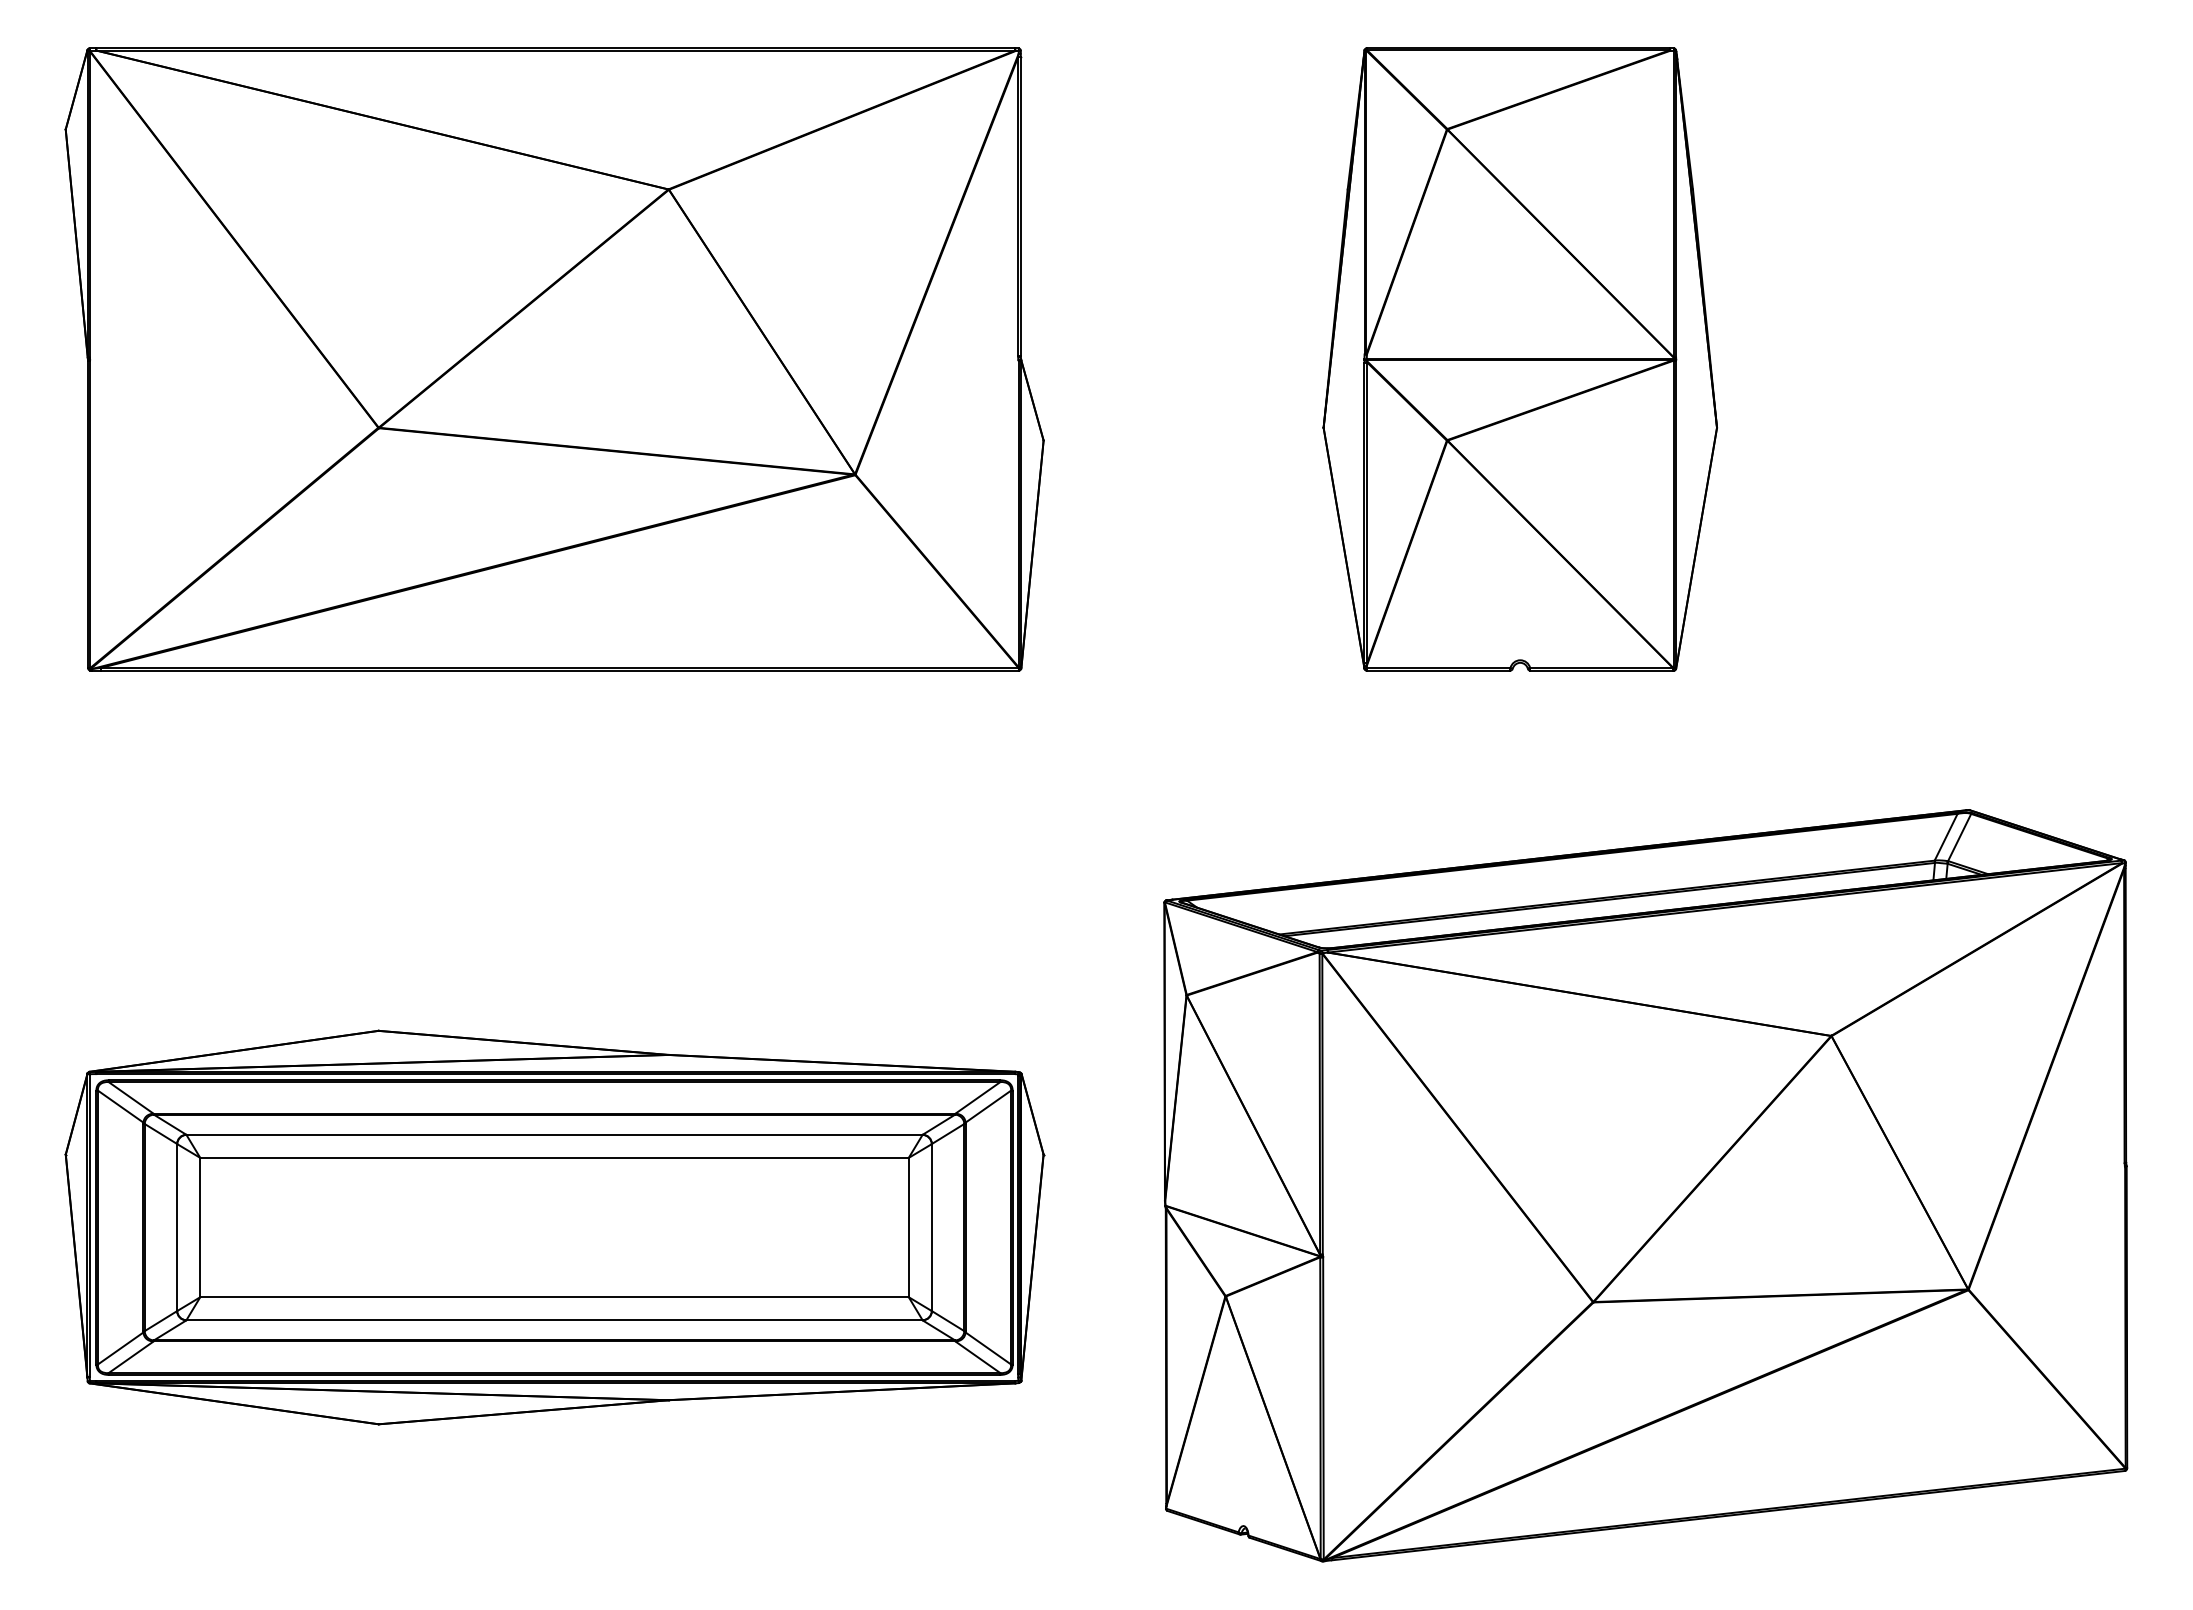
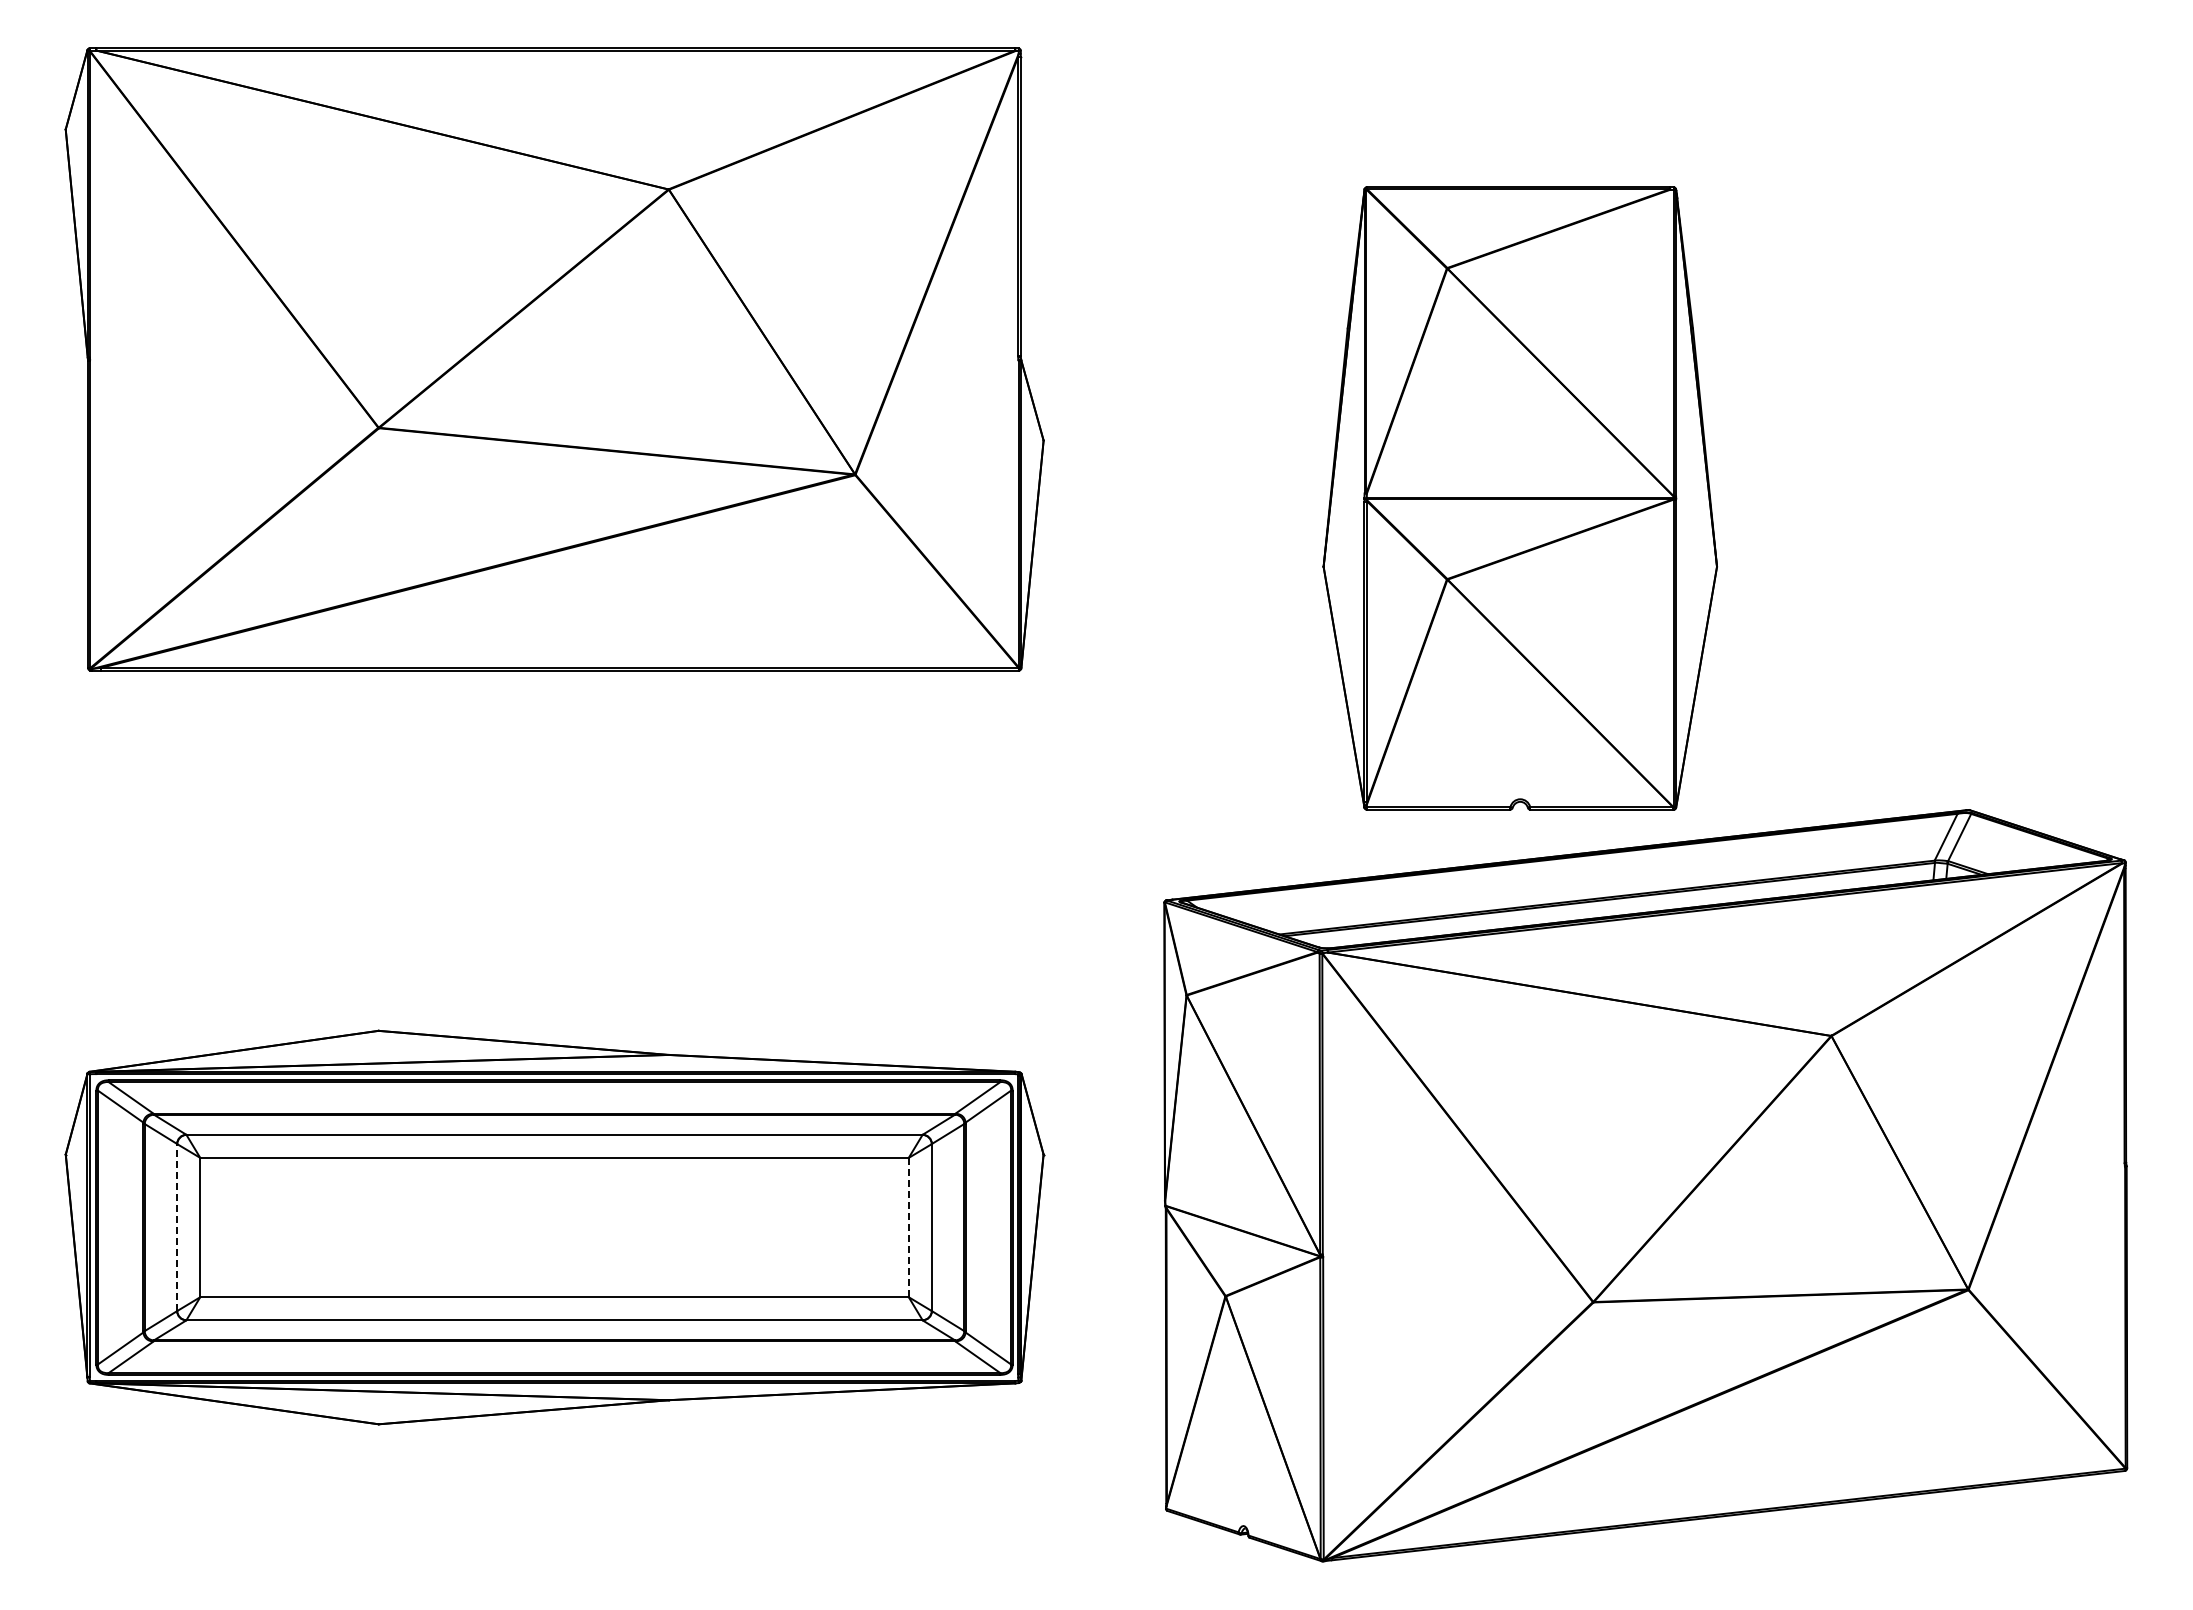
part position: (1519, 359) -> (1519, 498) (1519, 498)
line: solid -> dashed (177, 1227)
line: solid -> dashed (908, 1227)
